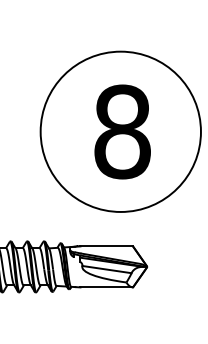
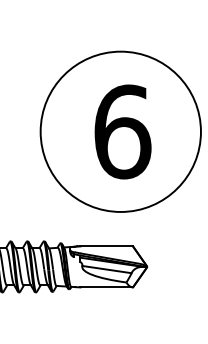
text: 8 -> 6 (122, 131)
